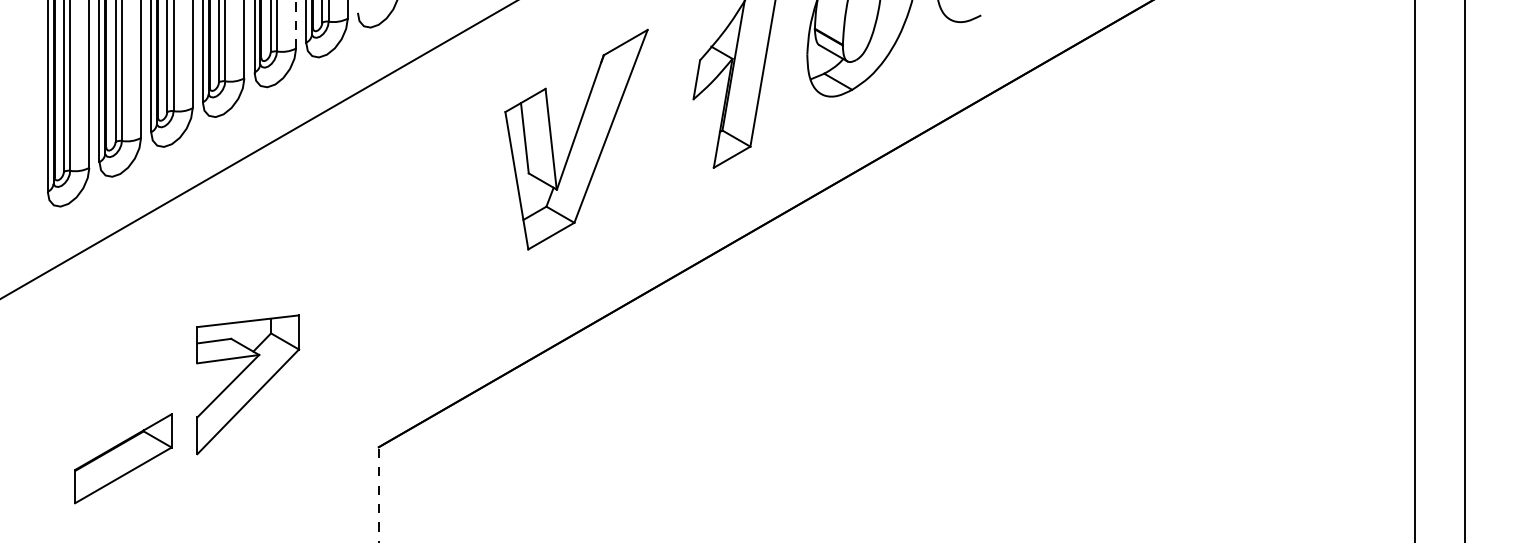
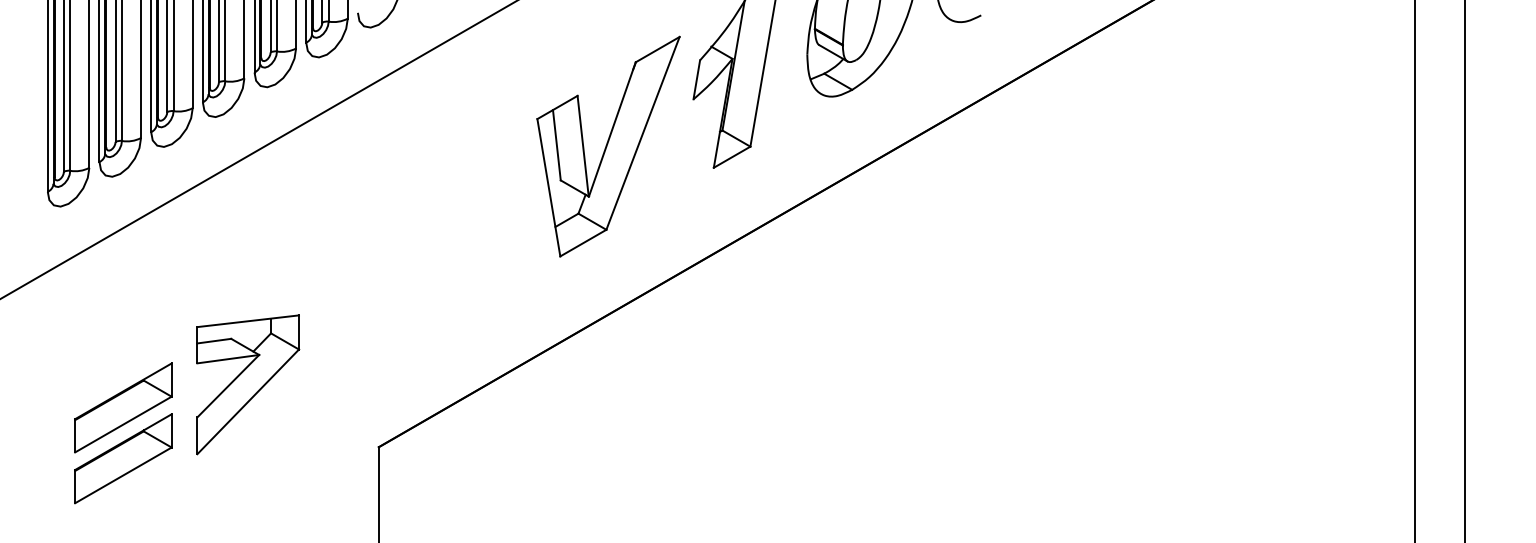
line: dashed -> solid (296, 24)
part position: (576, 139) -> (608, 146) (608, 146)
part: none -> present (123, 407)
line: dashed -> solid (378, 494)
